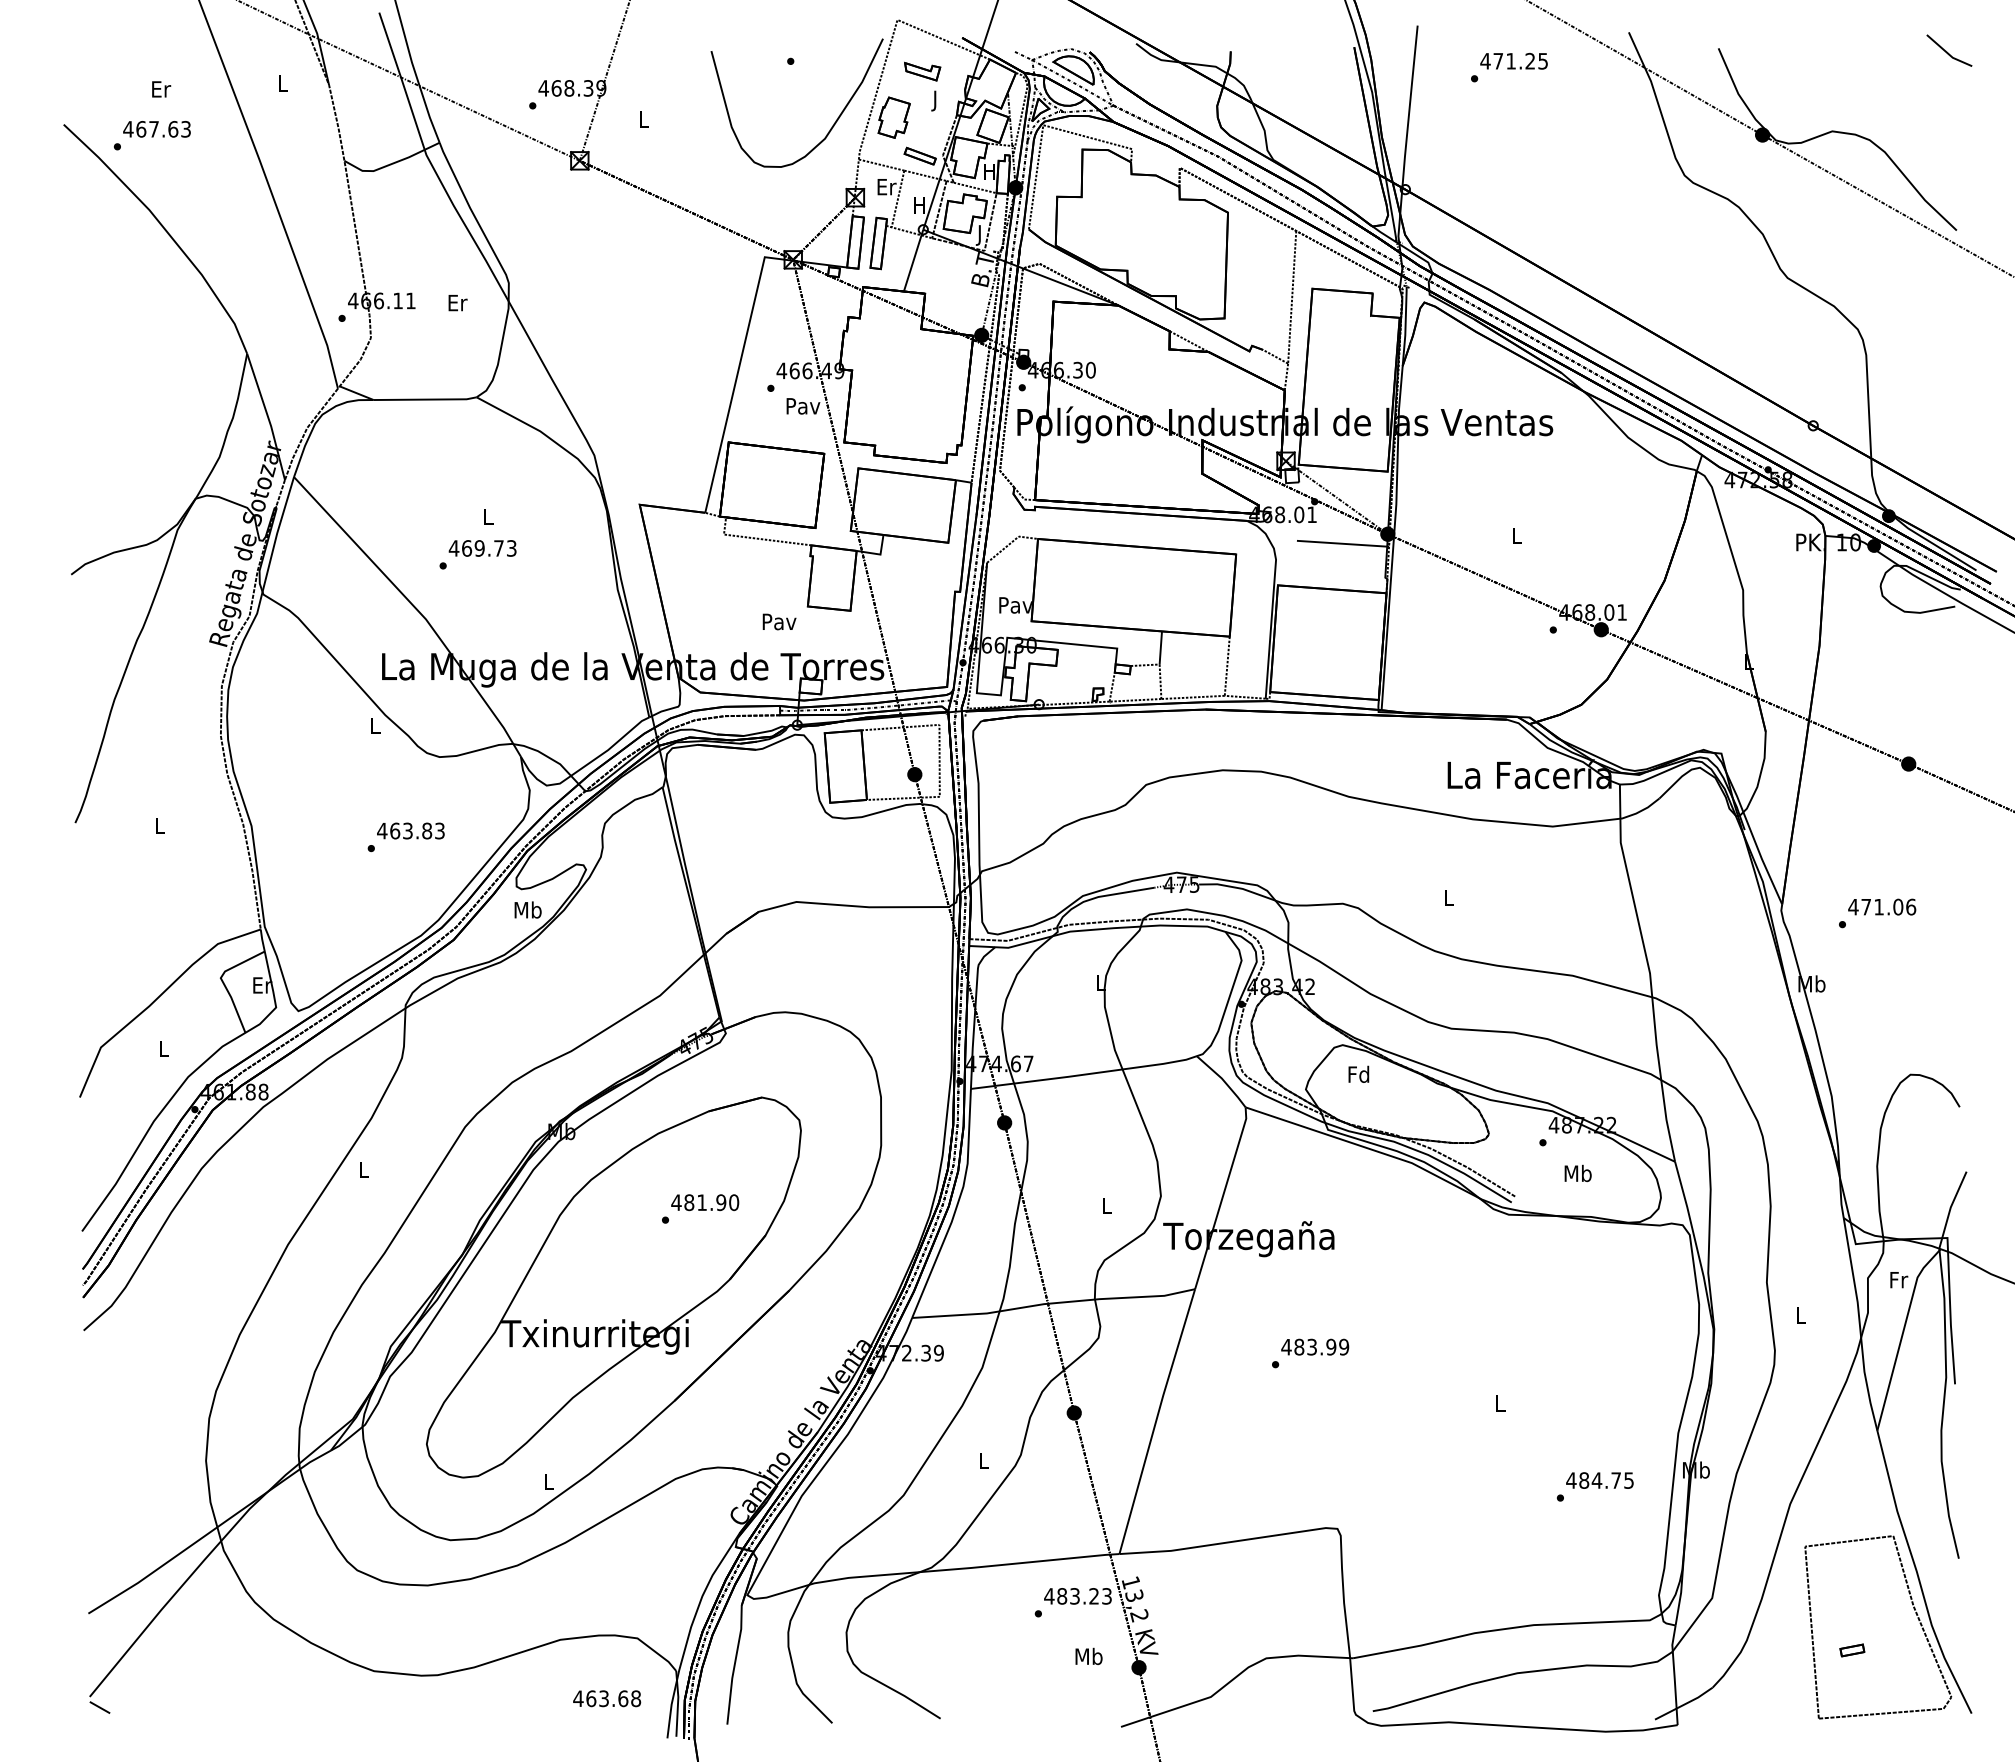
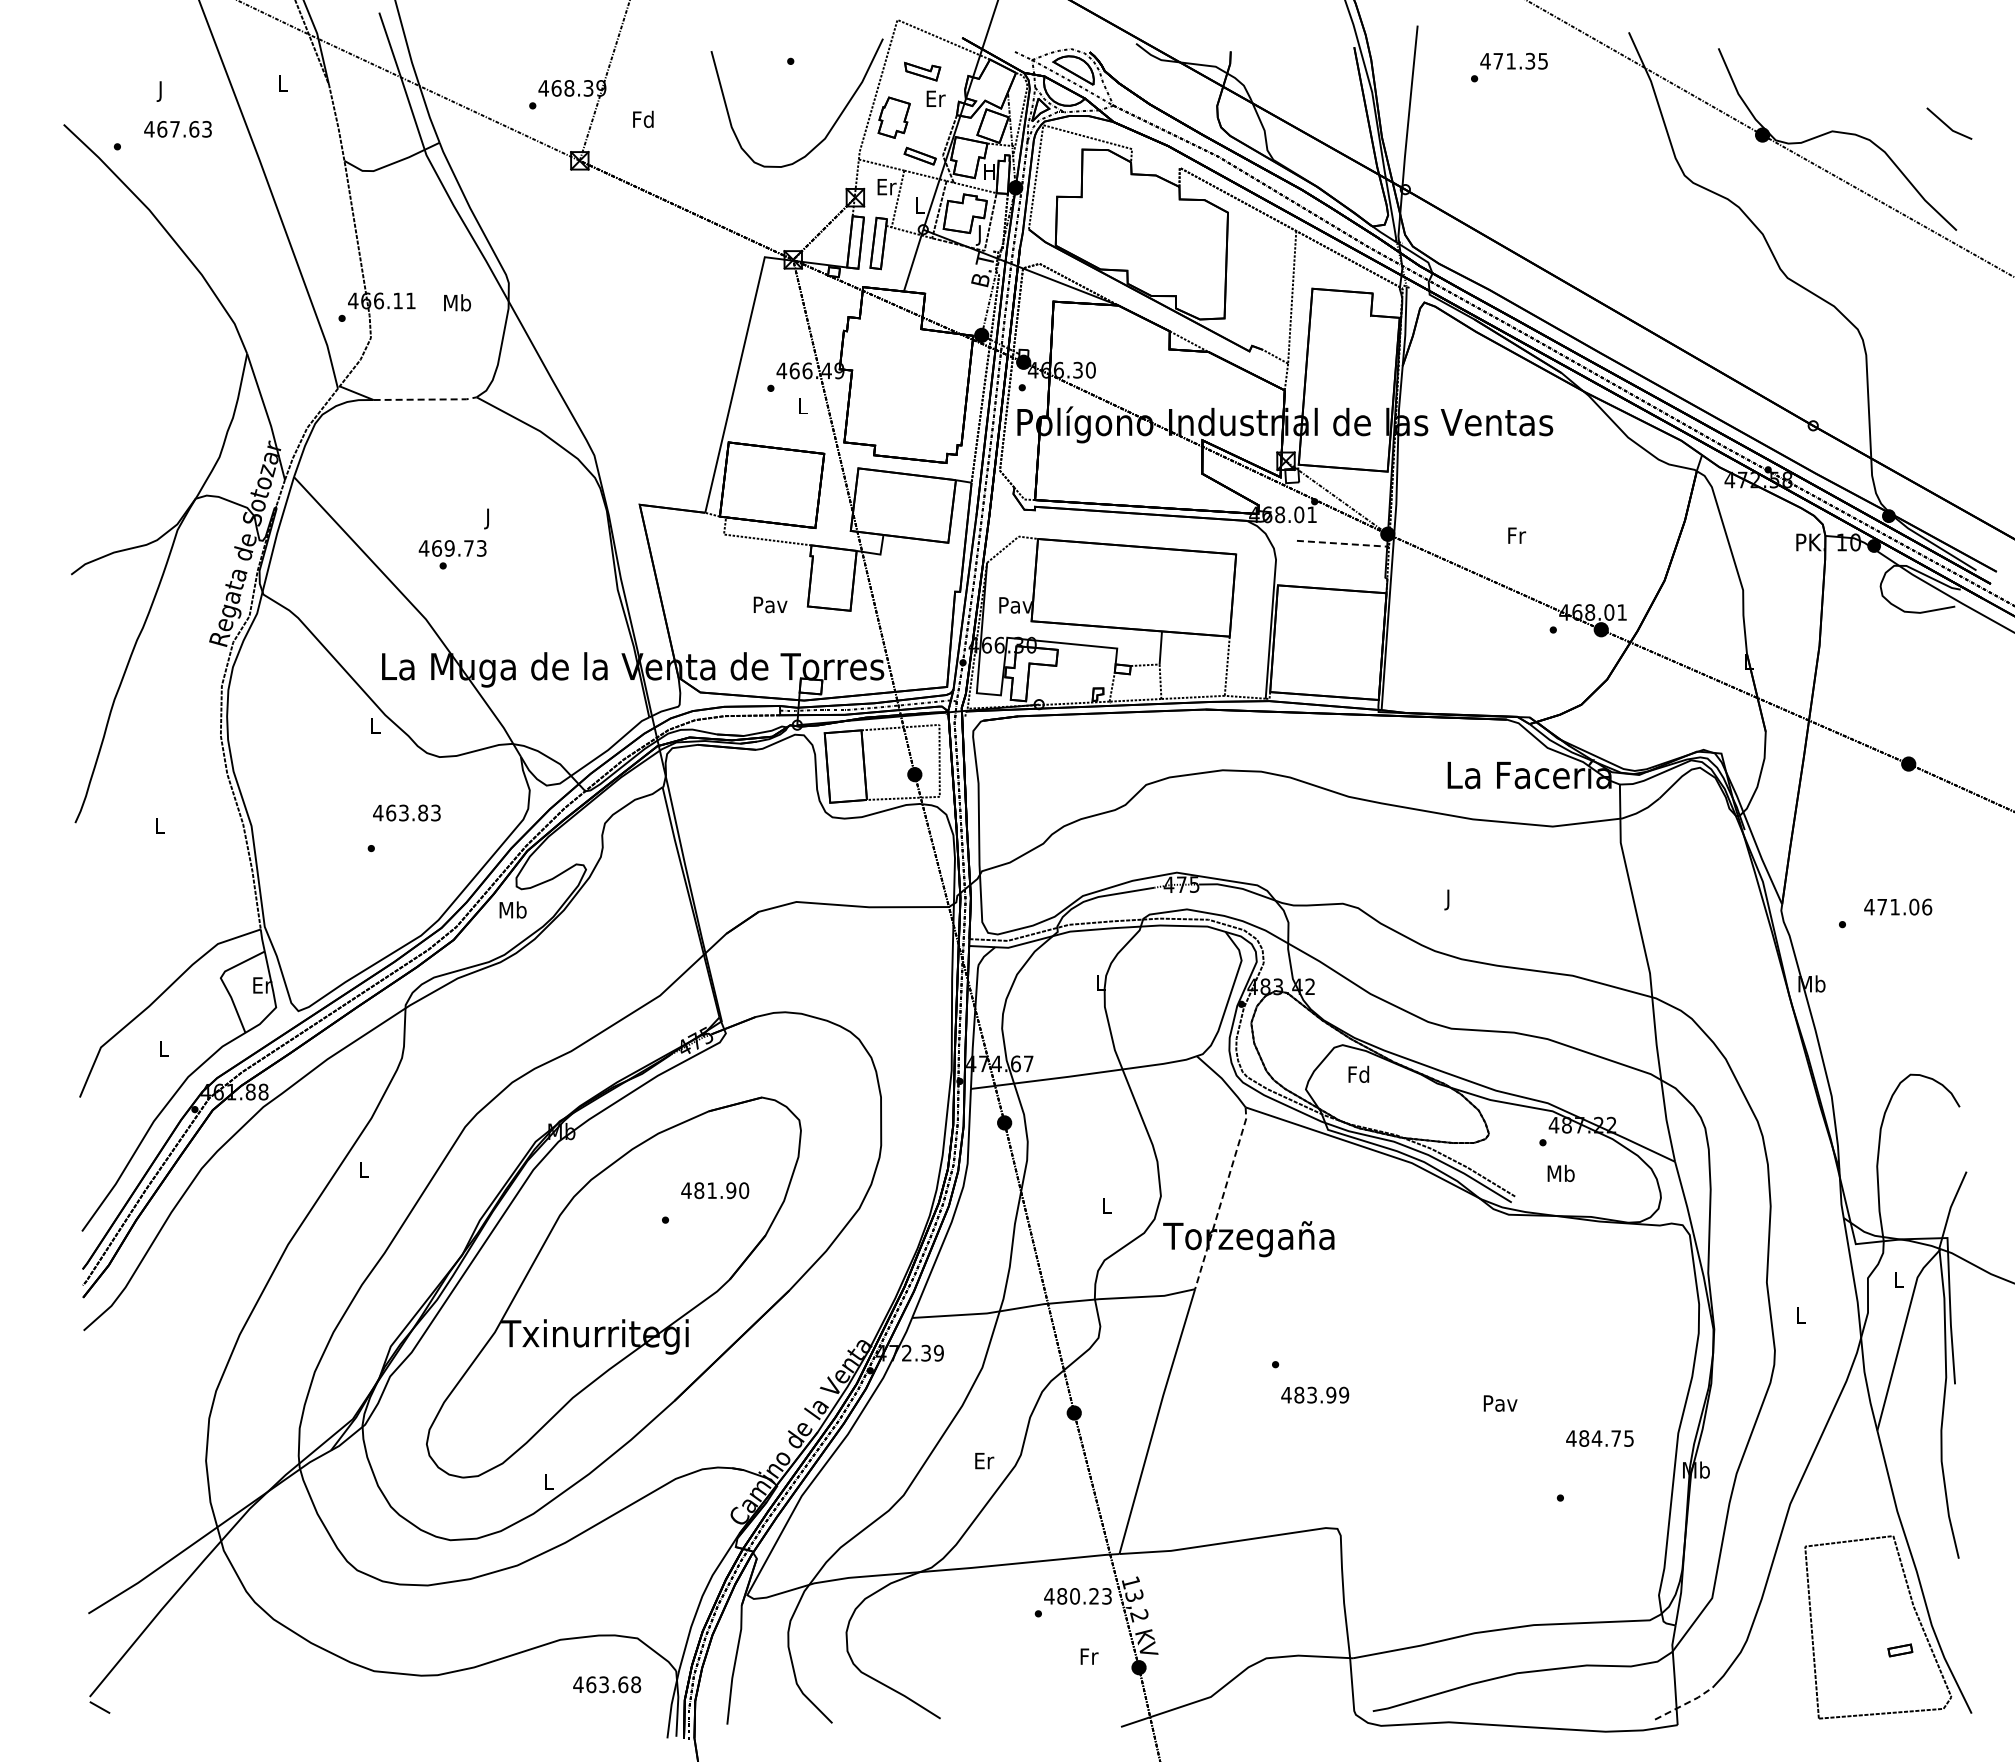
line position: (1947, 51) -> (1947, 124) (1947, 124)
text: 471.25 -> 471.35 (1530, 61)
text: Er -> J (161, 91)
text: J -> Er (935, 100)
text: L -> Fd (643, 118)
text position: (156, 129) -> (177, 129) (177, 129)
text: H -> L (919, 205)
text: Er -> Mb (457, 302)
line: solid -> dashed (426, 399)
text: Pav -> L (803, 406)
text: L -> J (488, 518)
text: L -> Fr (1517, 535)
line: solid -> dashed (1343, 543)
text position: (482, 548) -> (452, 548) (452, 548)
text position: (779, 621) -> (770, 604) (770, 604)
text position: (410, 830) -> (406, 812) (406, 812)
text: L -> J (1448, 899)
text position: (1882, 906) -> (1898, 906) (1898, 906)
text position: (527, 909) -> (512, 909) (512, 909)
text position: (1577, 1173) -> (1560, 1173) (1560, 1173)
line: solid -> dashed (1222, 1198)
text position: (705, 1202) -> (715, 1190) (715, 1190)
text: Fr -> L (1899, 1280)
text position: (1315, 1346) -> (1315, 1394) (1315, 1394)
text: L -> Pav (1500, 1403)
text: L -> Er (984, 1460)
text position: (1599, 1480) -> (1599, 1438) (1599, 1438)
text: 483.23 -> 480.23 (1075, 1596)
part position: (1852, 1650) -> (1900, 1650) (1900, 1650)
text: Mb -> Fr (1088, 1656)
text position: (607, 1698) -> (607, 1684) (607, 1684)
line: solid -> dashed (1684, 1704)
